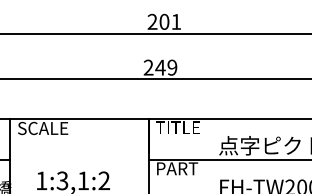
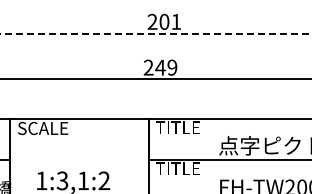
line: solid -> dashed (156, 33)
text: PART -> TITLE (177, 168)
